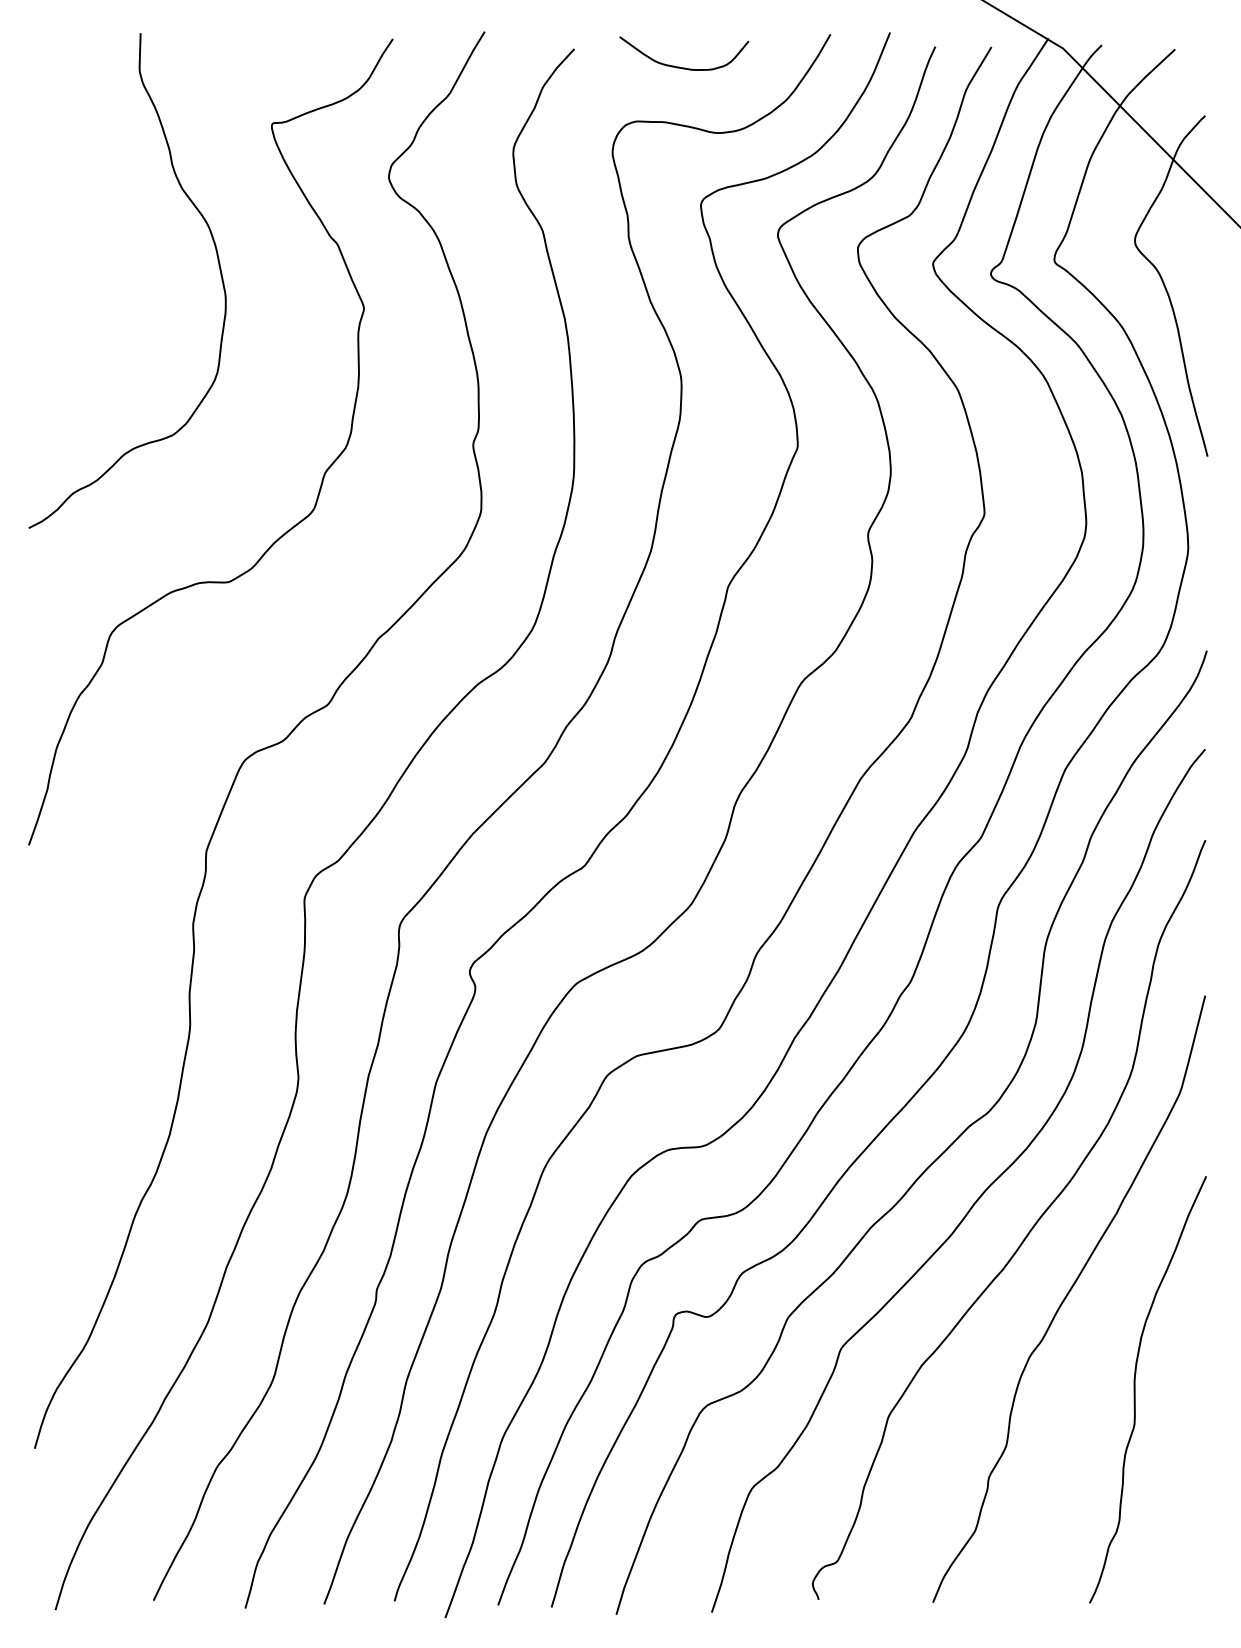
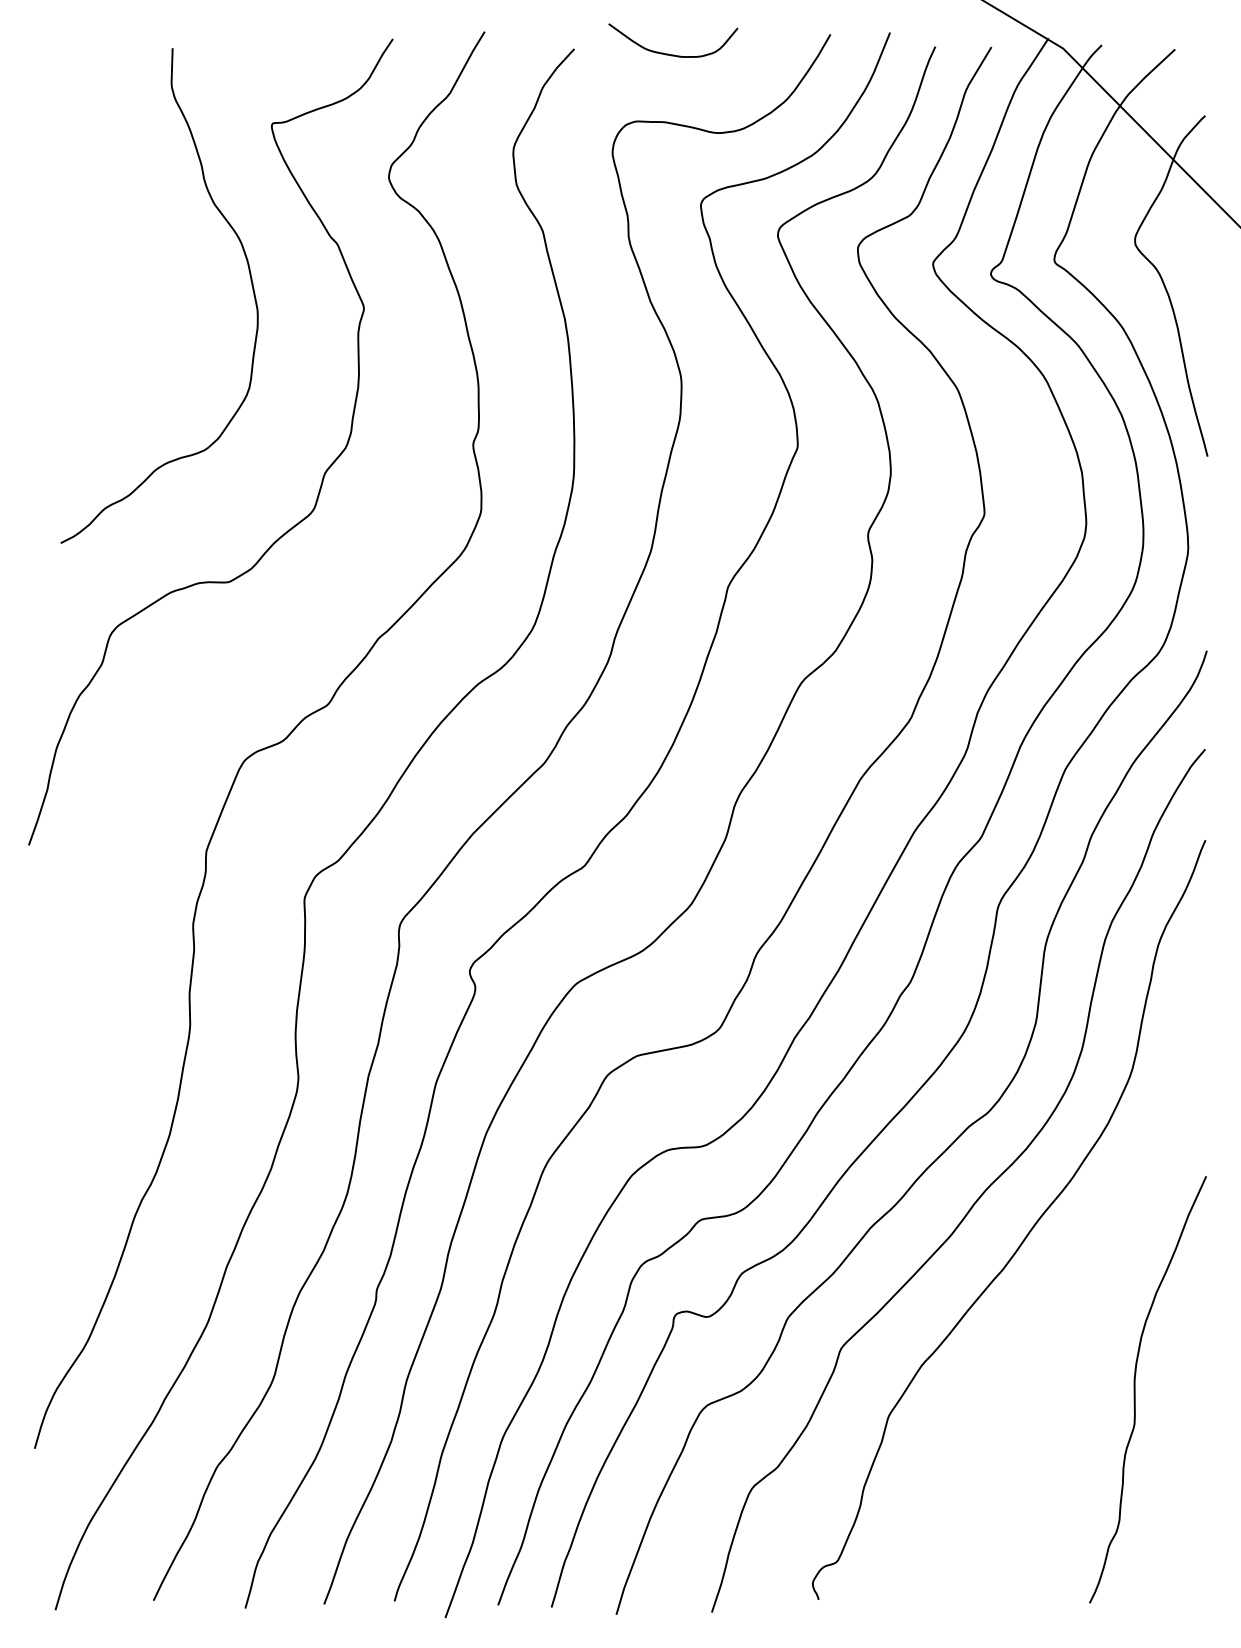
curve position: (679, 66) -> (668, 53) (668, 53)
curve position: (217, 260) -> (249, 275) (249, 275)
curve: present -> none (1066, 1298)
